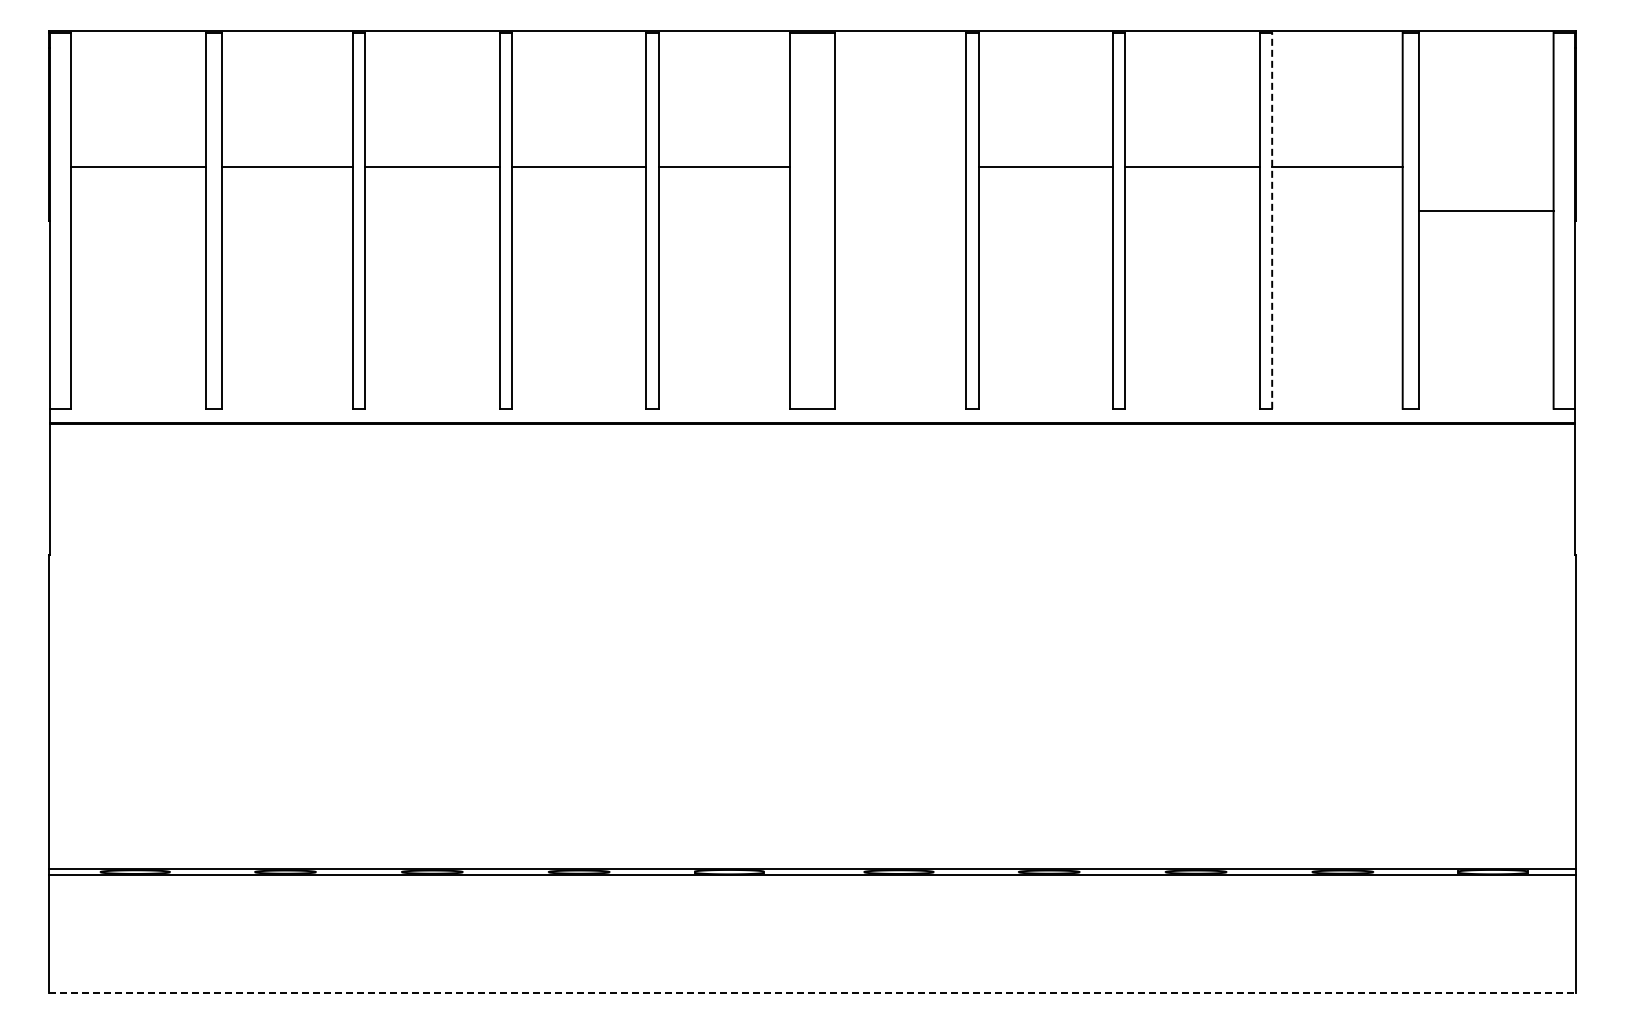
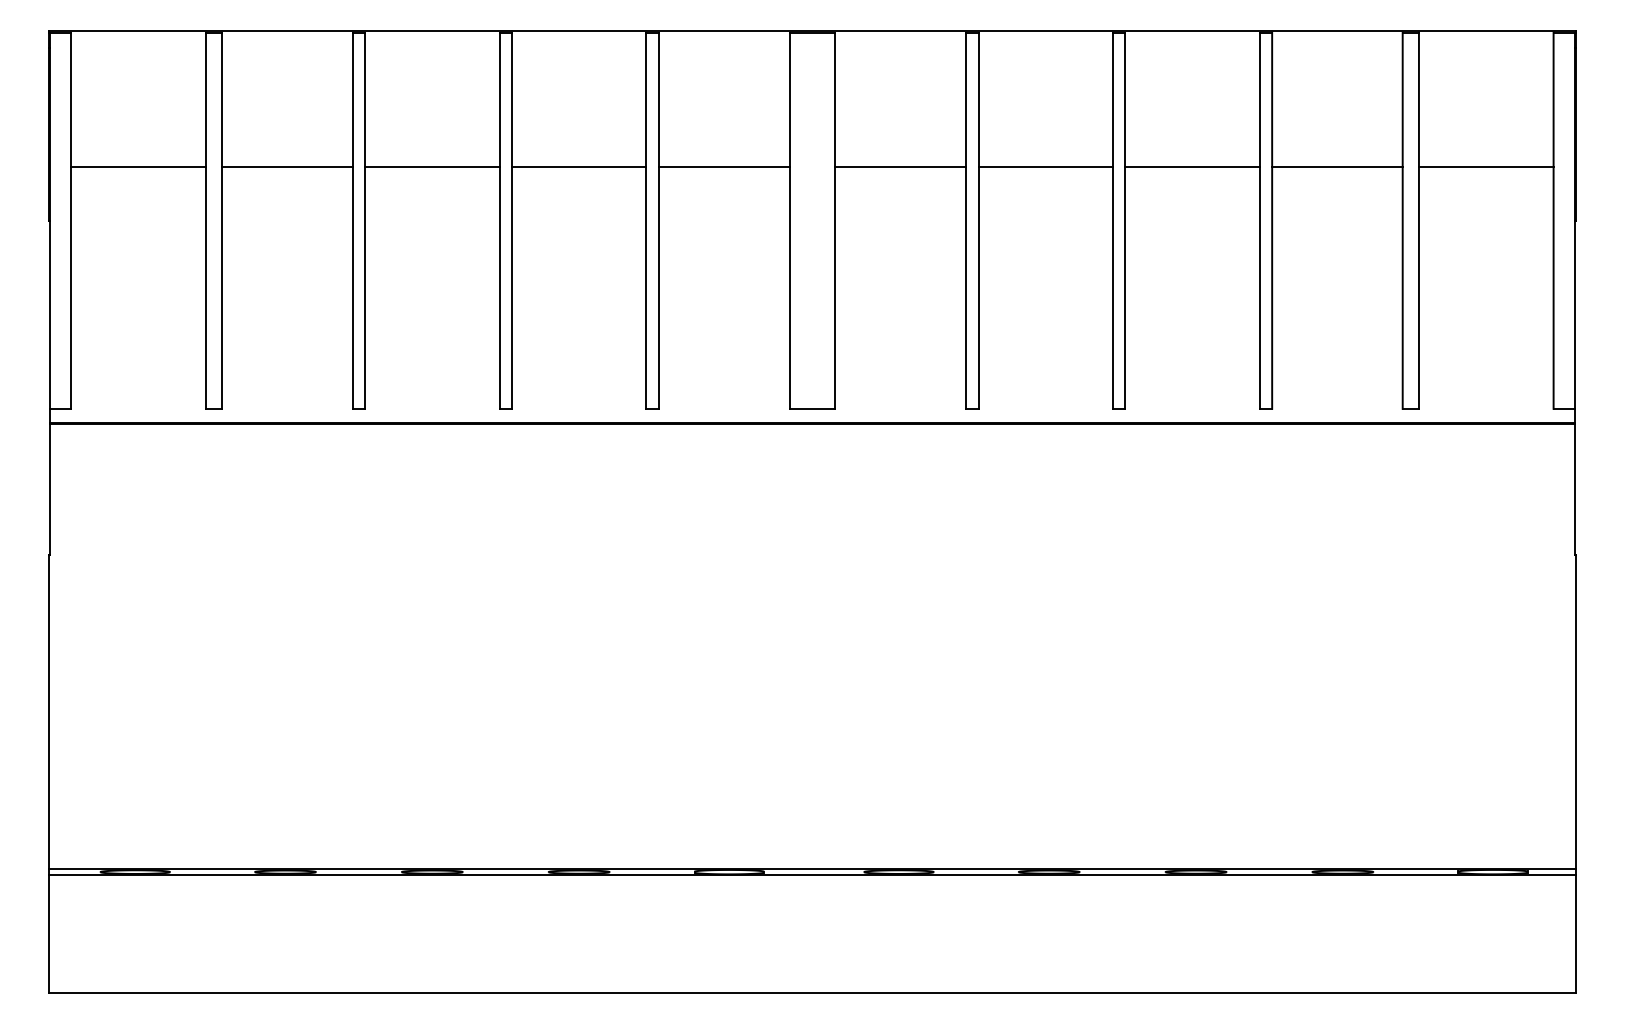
line: none -> present (900, 166)
line position: (1485, 210) -> (1485, 166) (1485, 166)
line: dashed -> solid (1272, 220)
line: dashed -> solid (812, 993)
